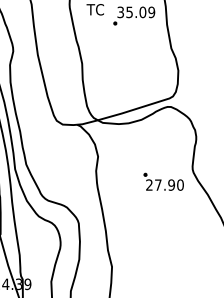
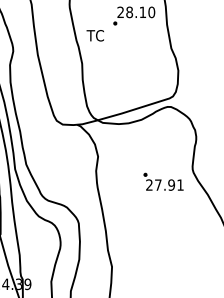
text position: (94, 9) -> (94, 35) (94, 35)
text: 35.09 -> 28.10 (135, 12)
text: 27.90 -> 27.91 (180, 184)
